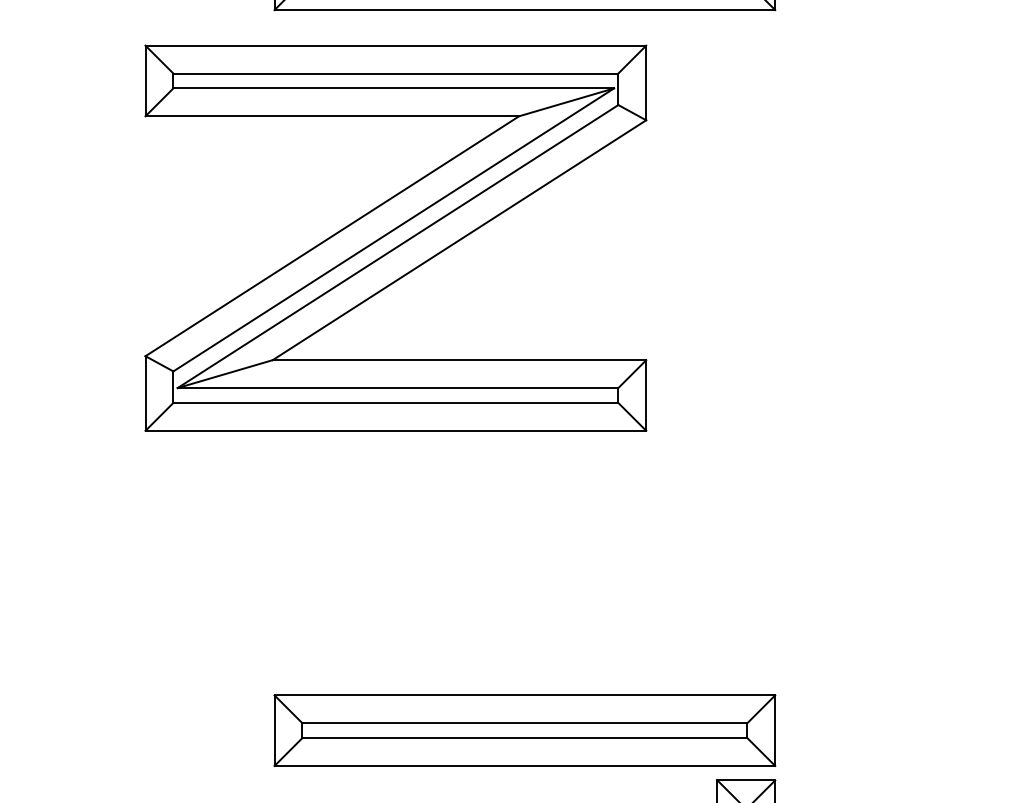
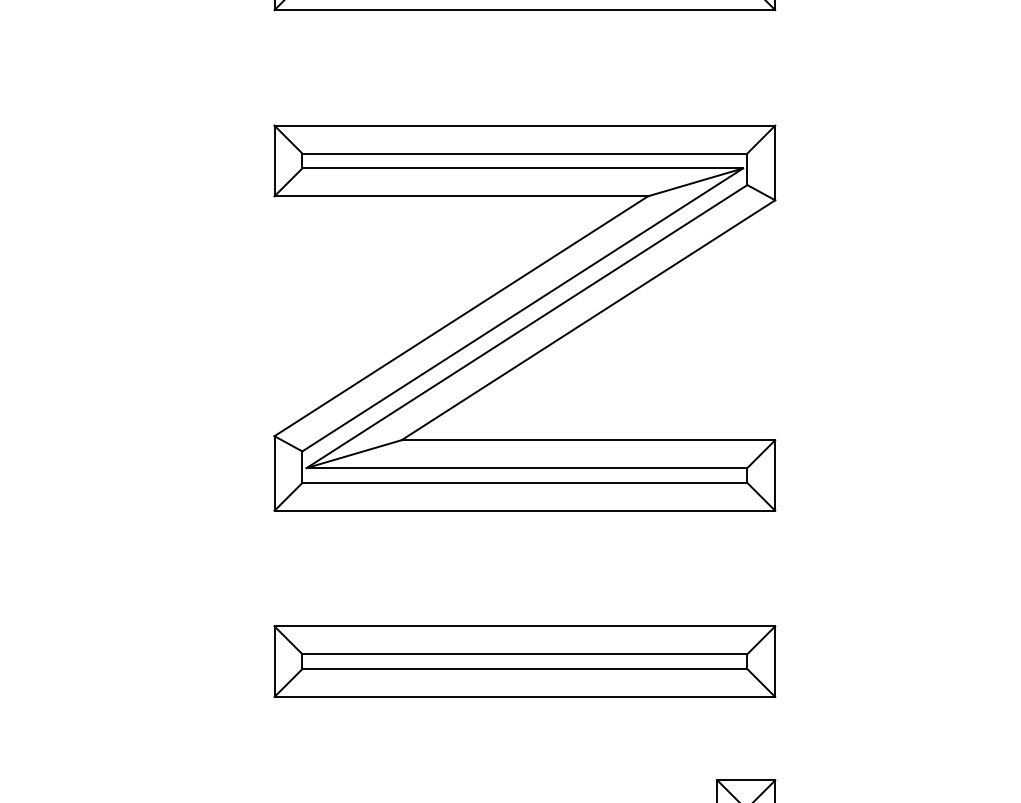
part position: (395, 237) -> (524, 317) (524, 317)
part position: (524, 730) -> (524, 661) (524, 661)
